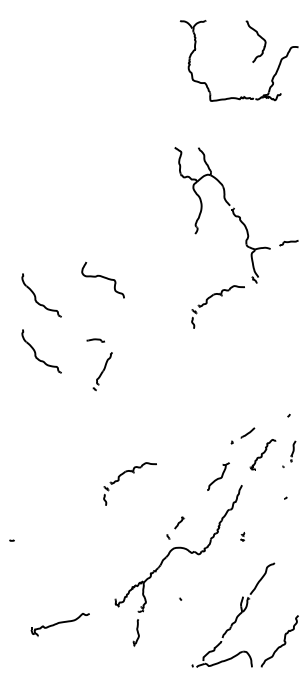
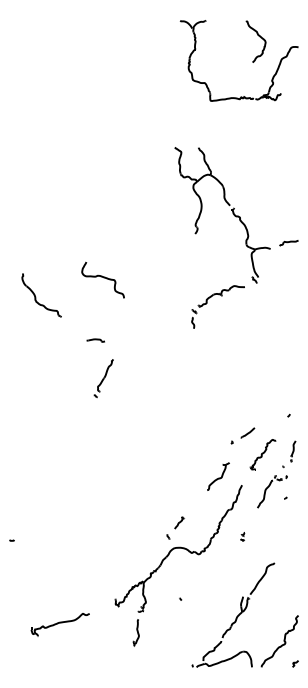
part: present -> none (41, 351)
part position: (102, 371) -> (103, 378) (103, 378)
part: present -> none (119, 480)
part: none -> present (272, 491)
curve: none -> present (295, 663)
